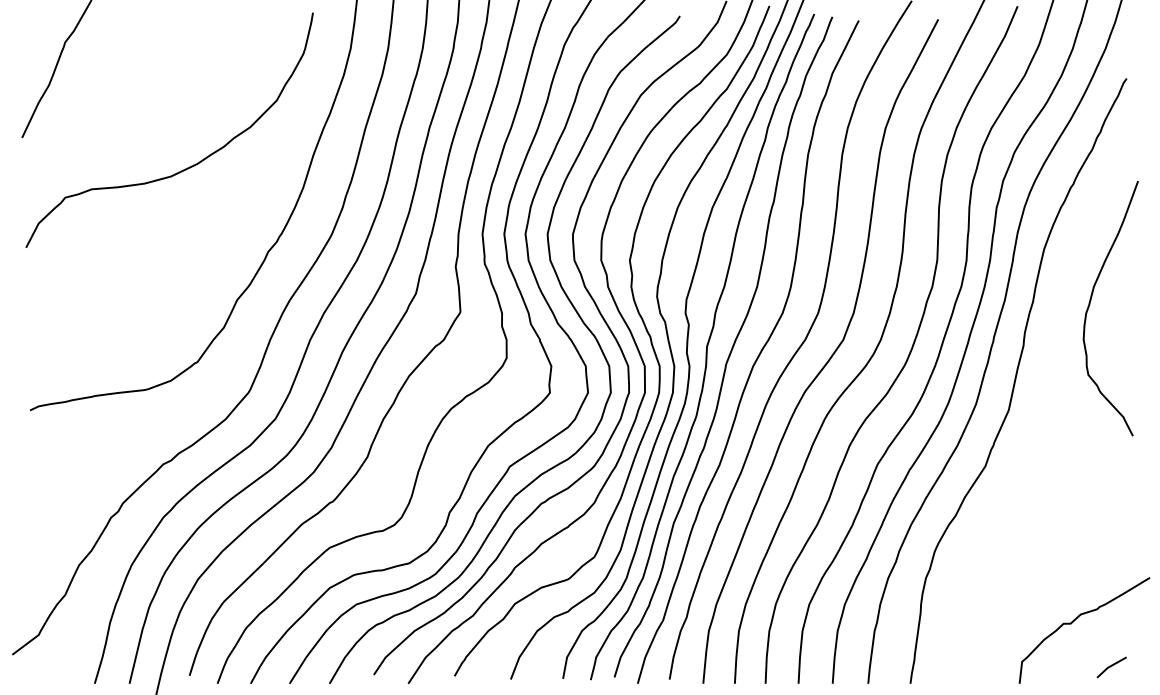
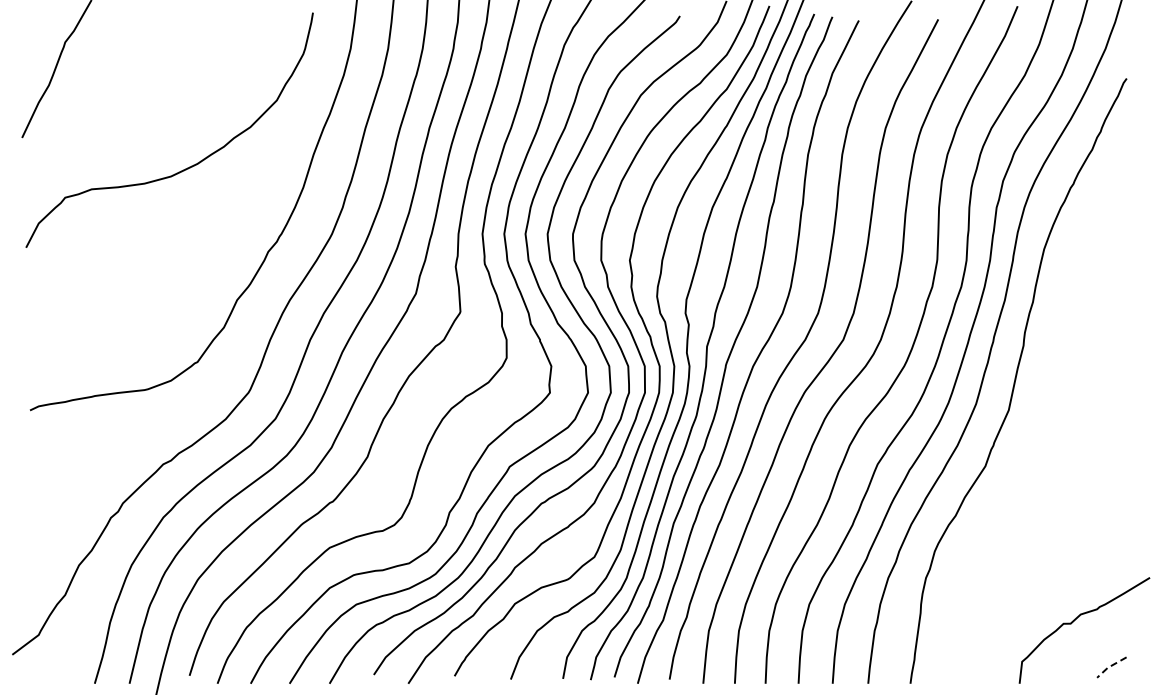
curve: present -> none (1090, 304)
line: solid -> dashed (1110, 666)
